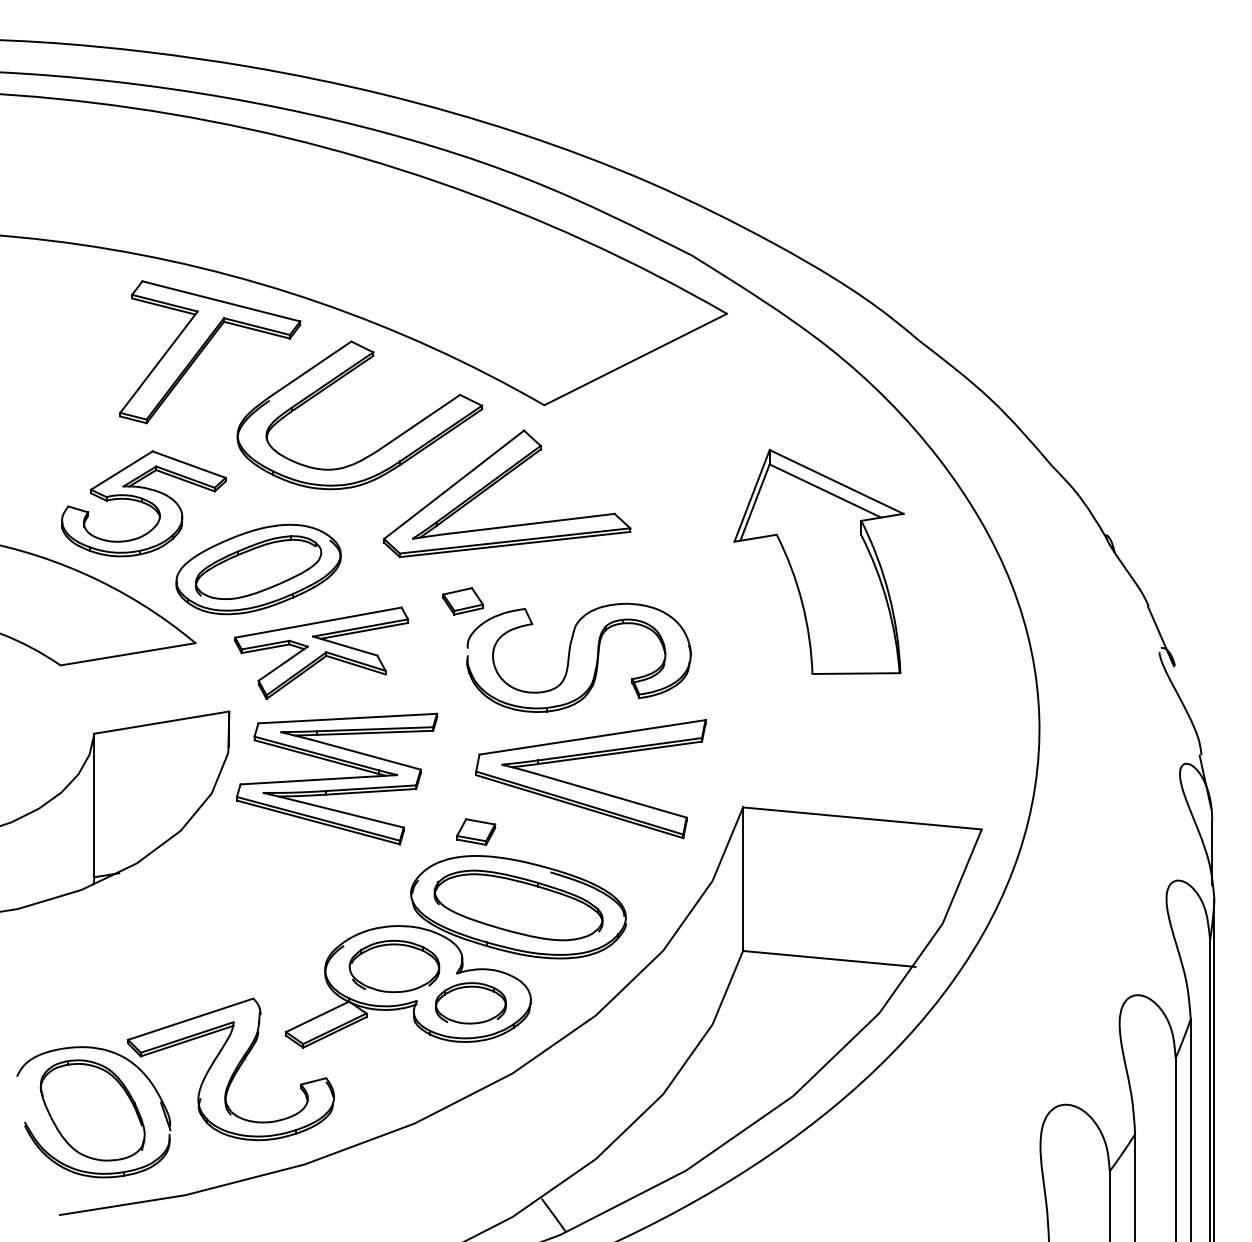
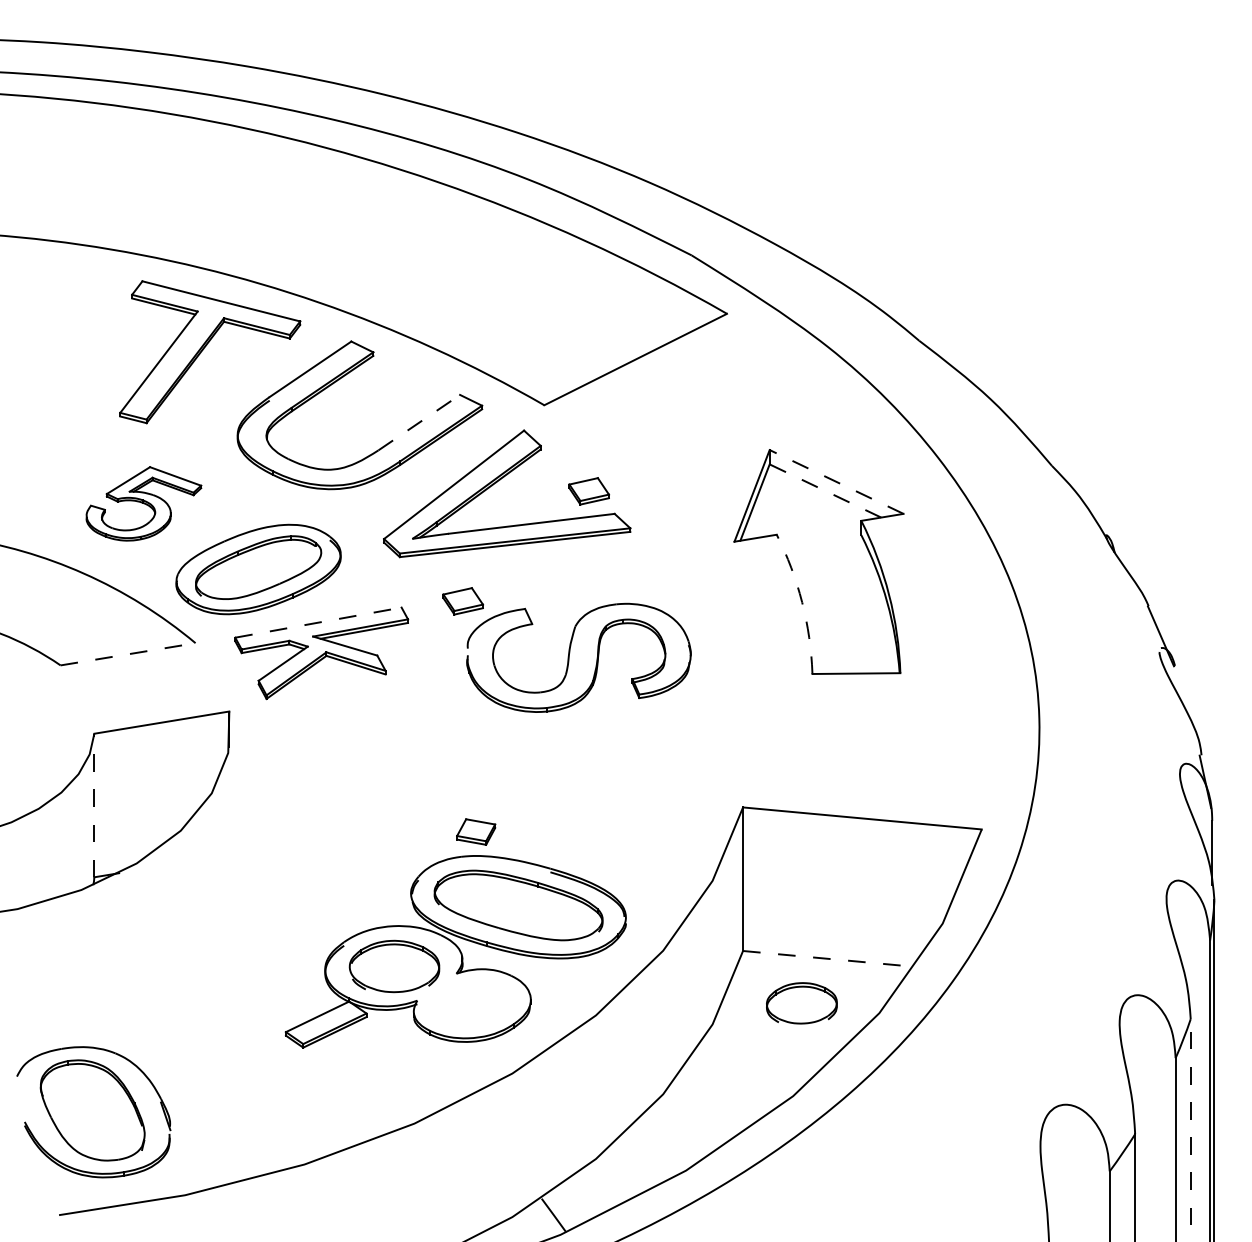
line: solid -> dashed (419, 422)
line: solid -> dashed (836, 481)
line: solid -> dashed (825, 490)
part: none -> present (588, 491)
part size: 166x108 px -> 118x76 px (143, 503)
arc: solid -> dashed (802, 602)
line: solid -> dashed (318, 622)
line: solid -> dashed (128, 654)
part: present -> none (336, 778)
part: present -> none (587, 787)
line: solid -> dashed (94, 805)
line: solid -> dashed (829, 958)
part position: (470, 1003) -> (801, 1003) (801, 1003)
part: present -> none (230, 1069)
line: solid -> dashed (1190, 1130)
